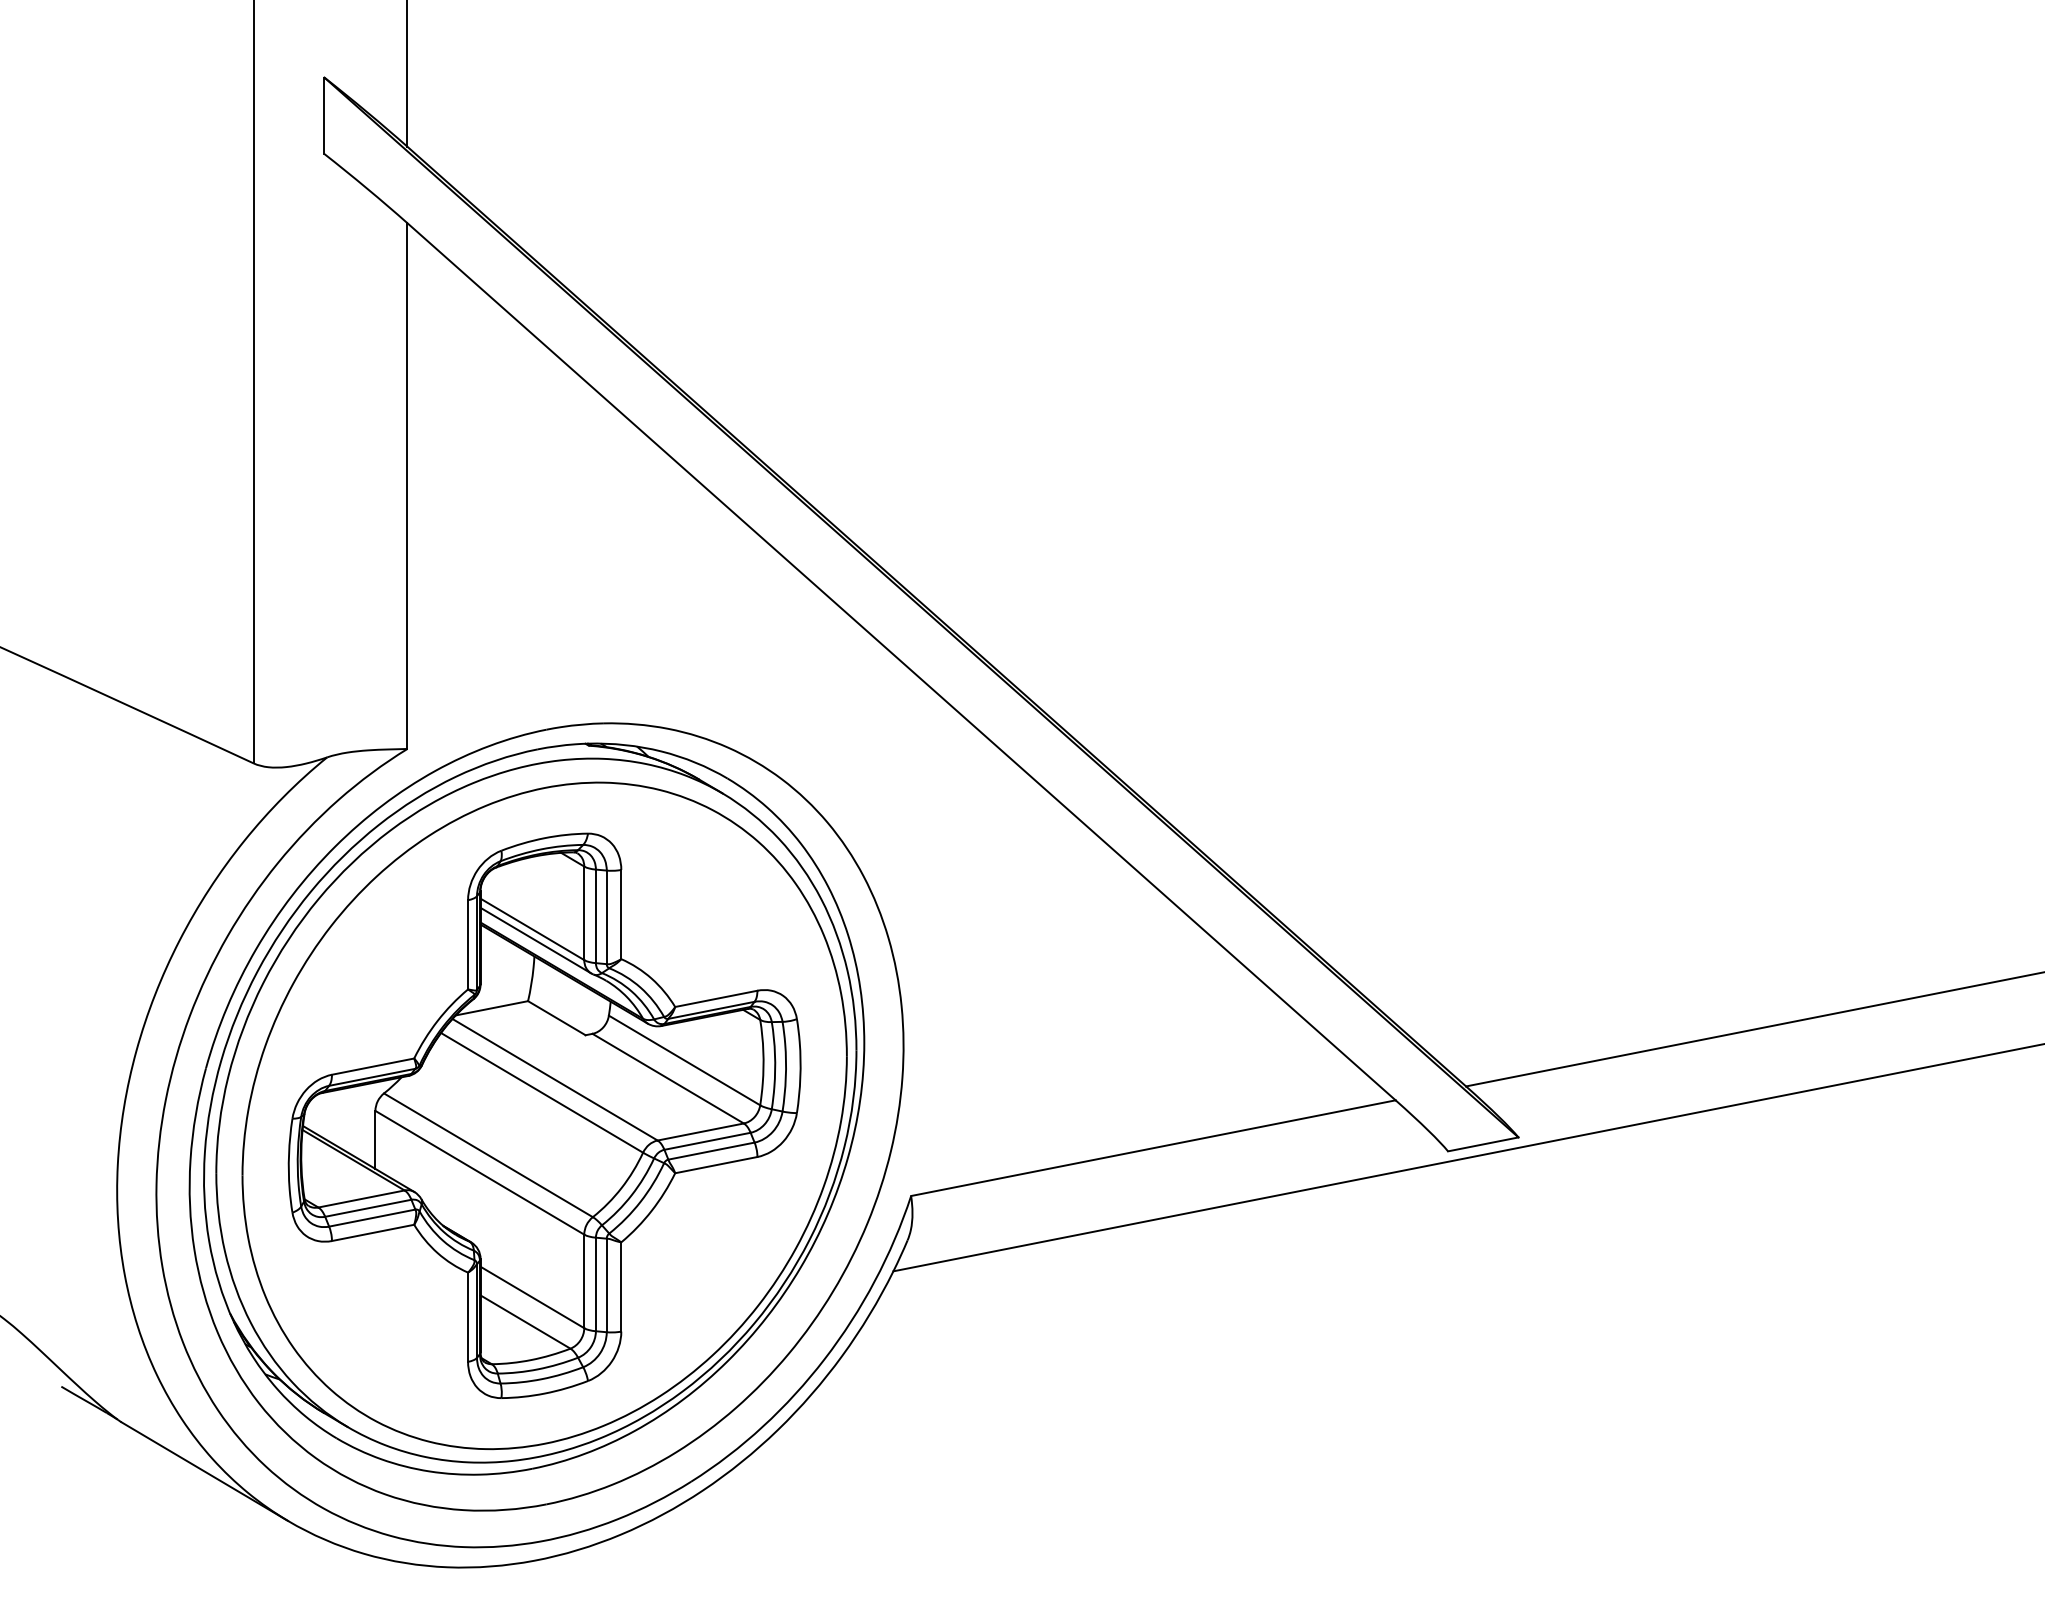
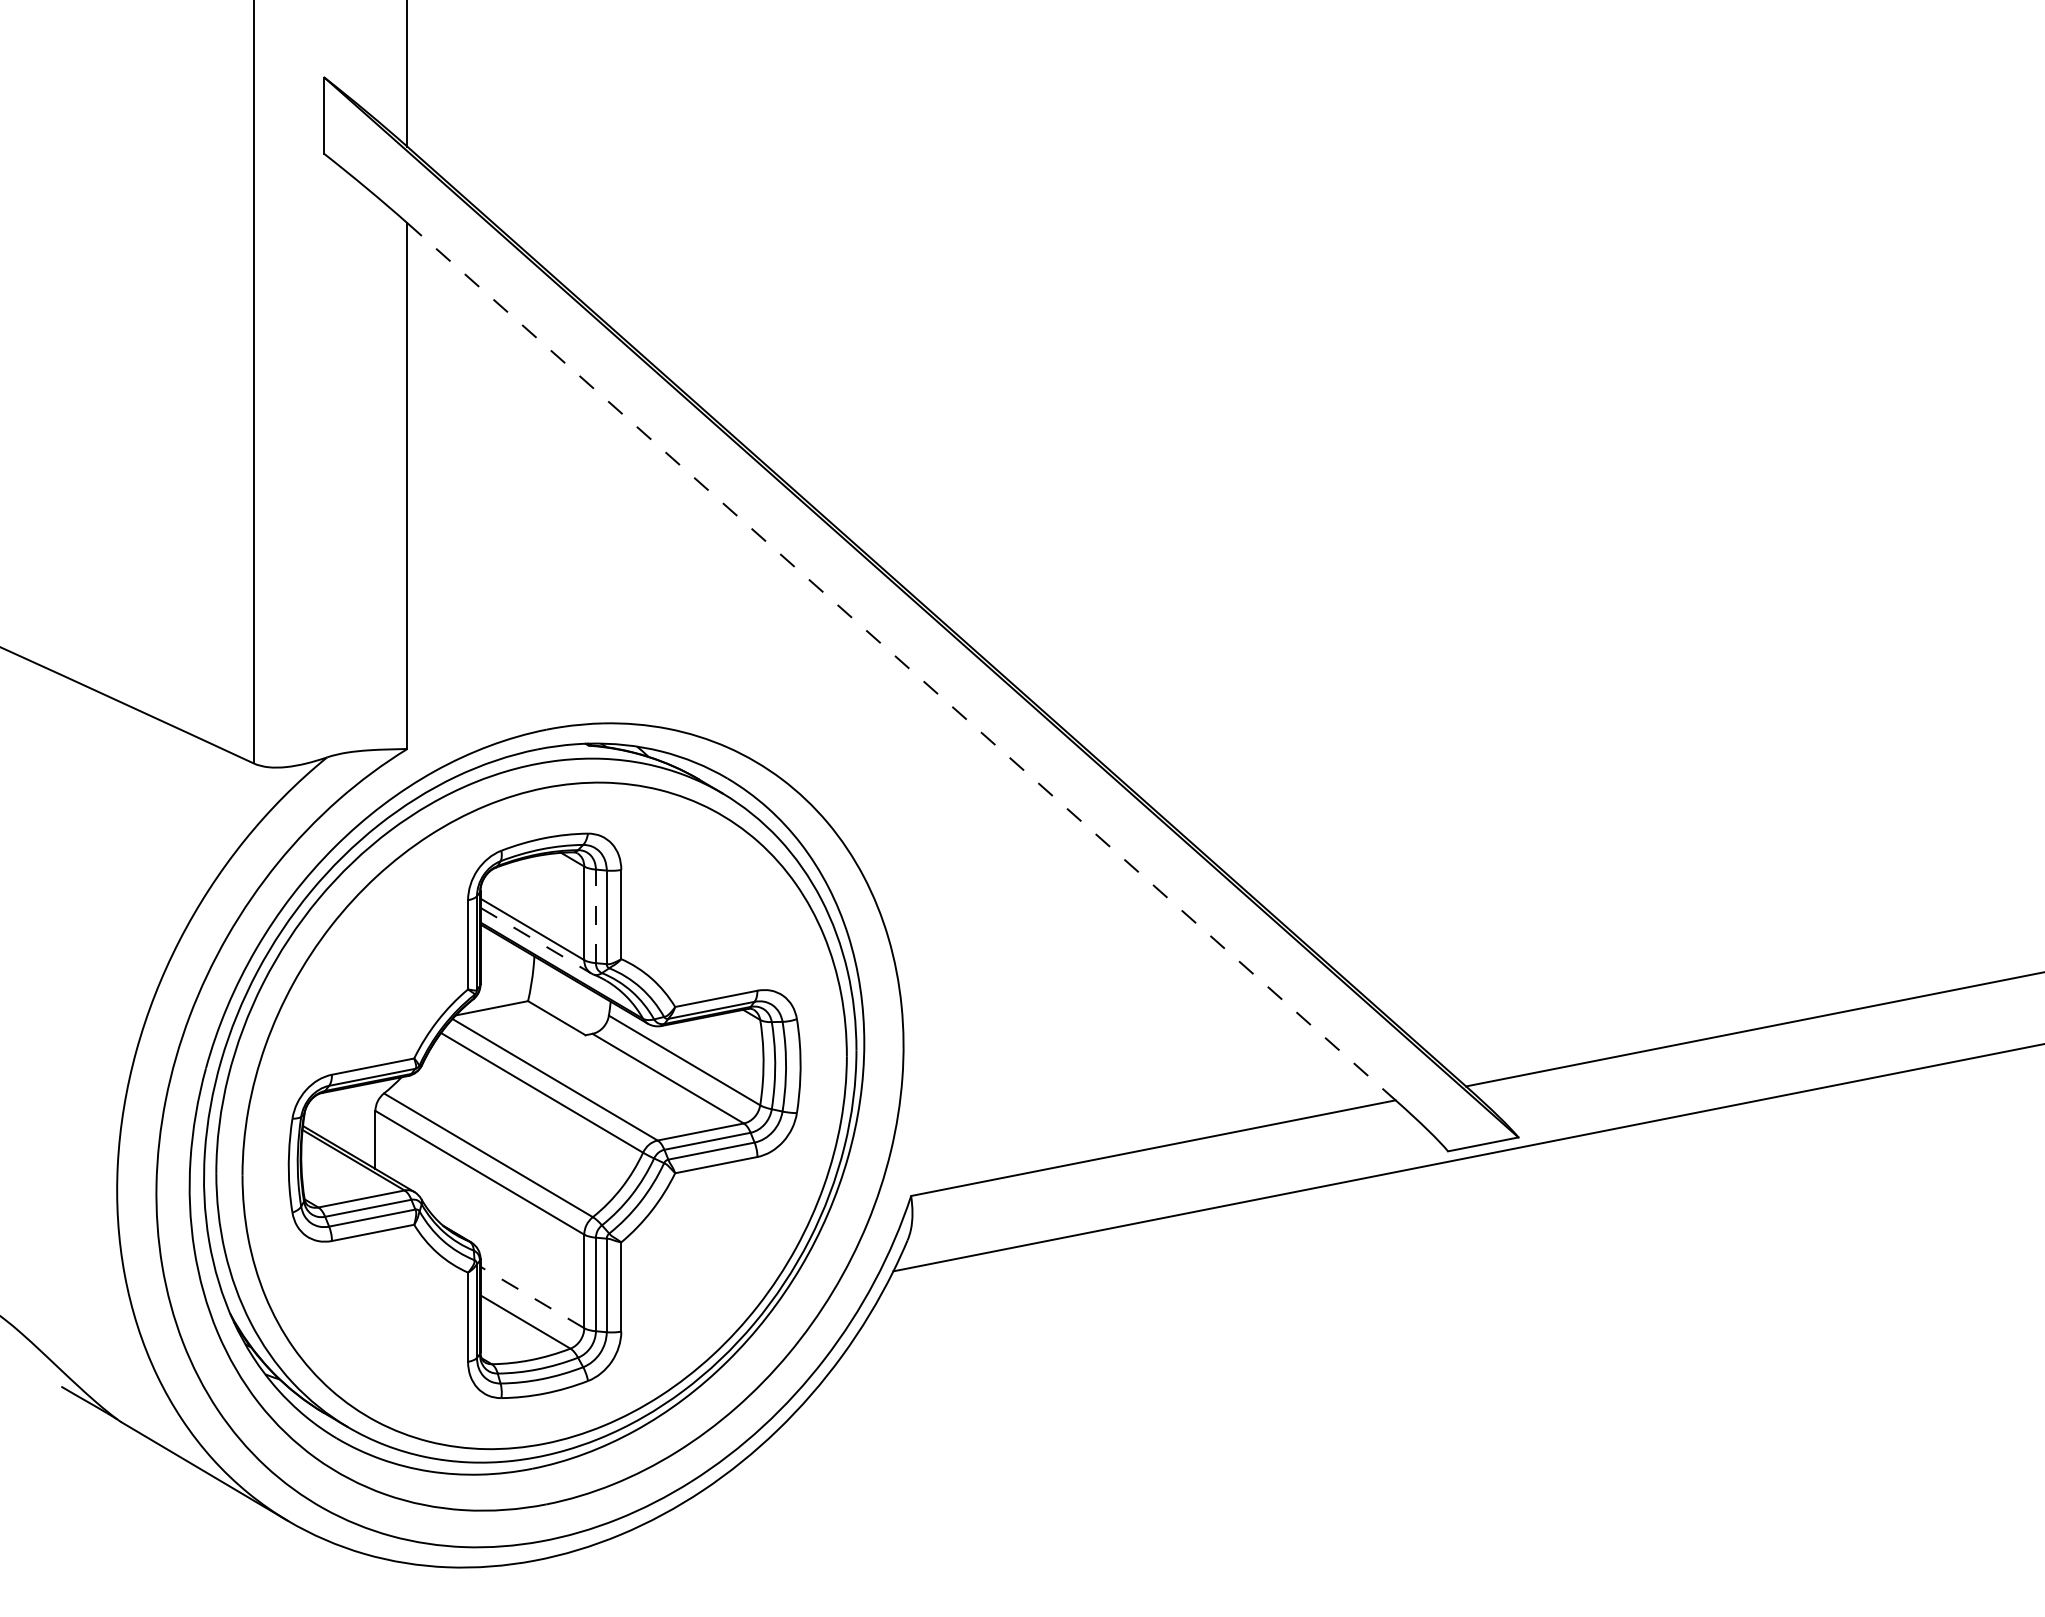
line: solid -> dashed (901, 661)
line: solid -> dashed (595, 916)
line: solid -> dashed (536, 940)
line: solid -> dashed (532, 1297)
